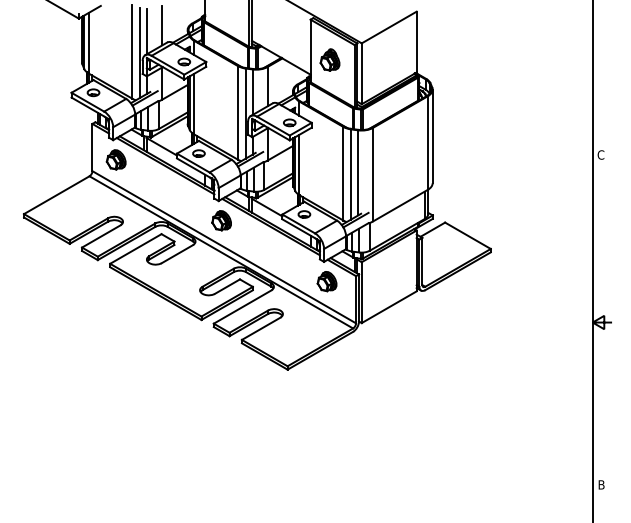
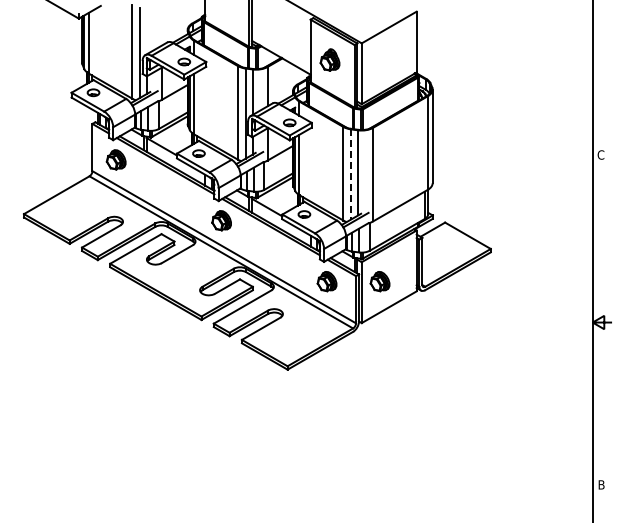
line: present -> none (162, 25)
line: present -> none (147, 31)
line: solid -> dashed (351, 175)
part: none -> present (379, 281)
